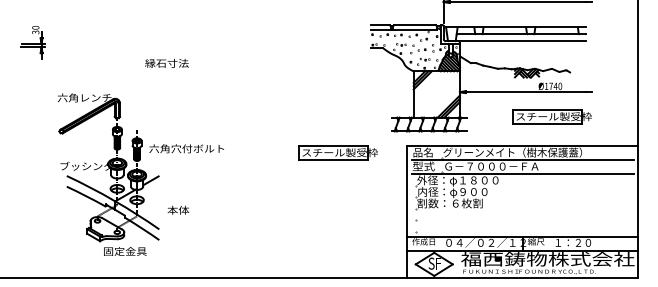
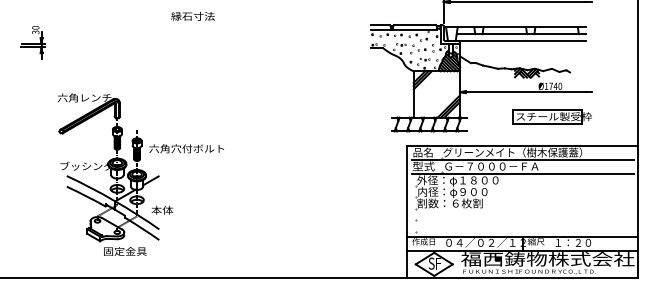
text position: (166, 62) -> (192, 15) (192, 15)
part: present -> none (337, 152)
text position: (177, 209) -> (161, 209) (161, 209)
